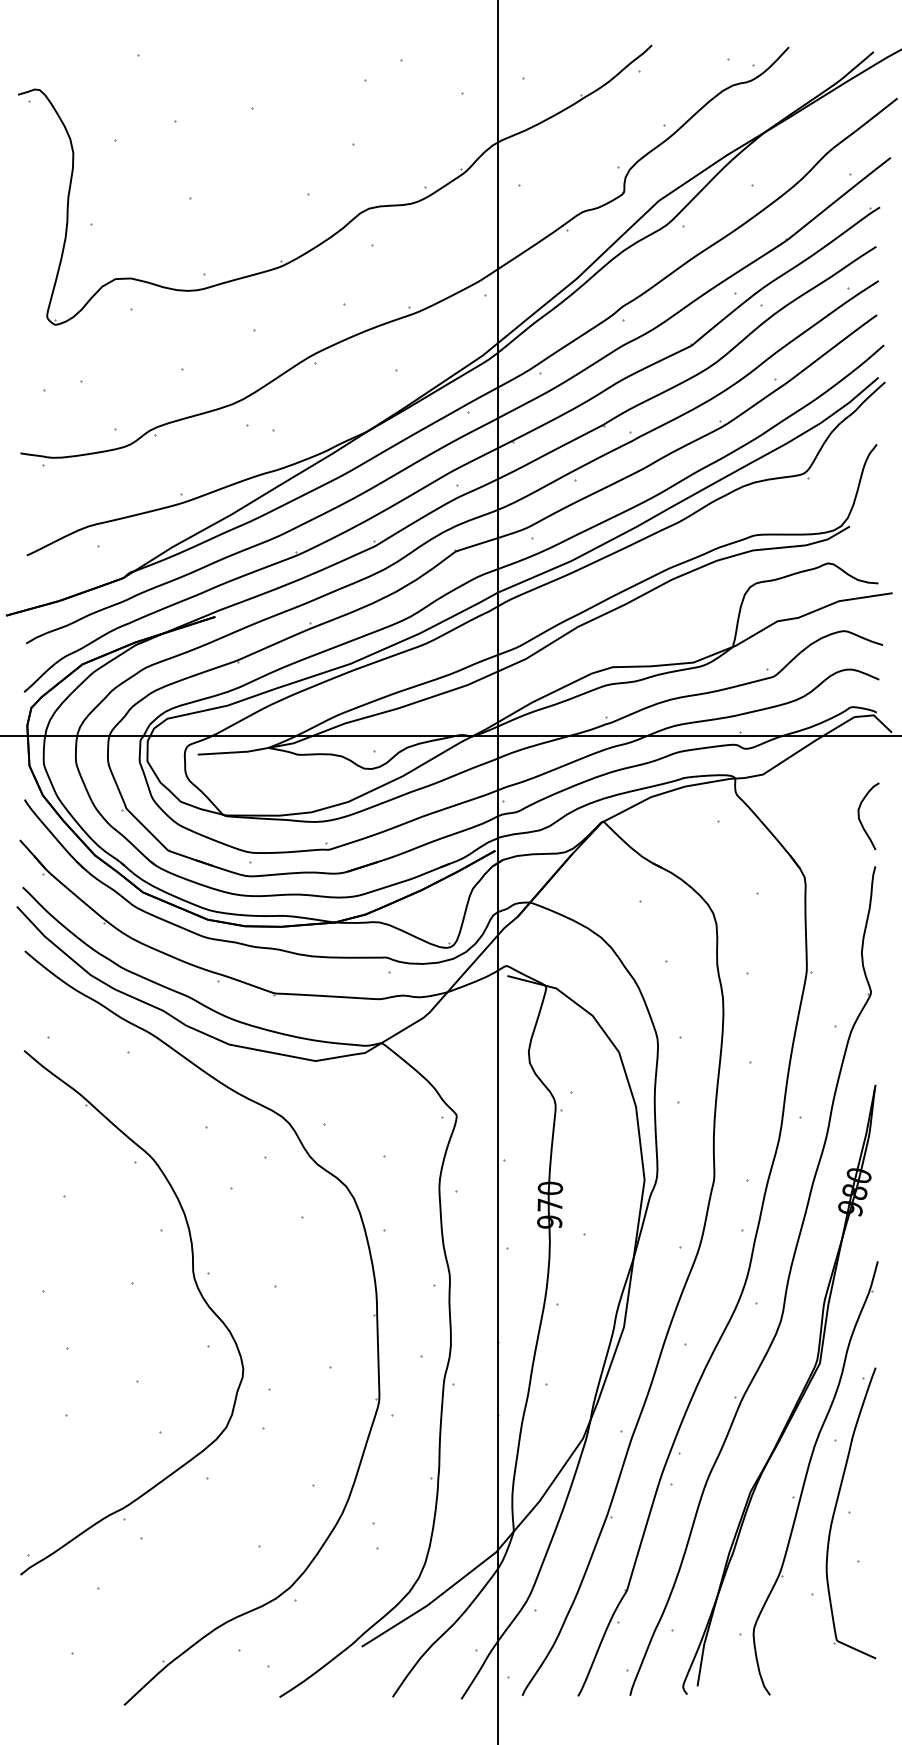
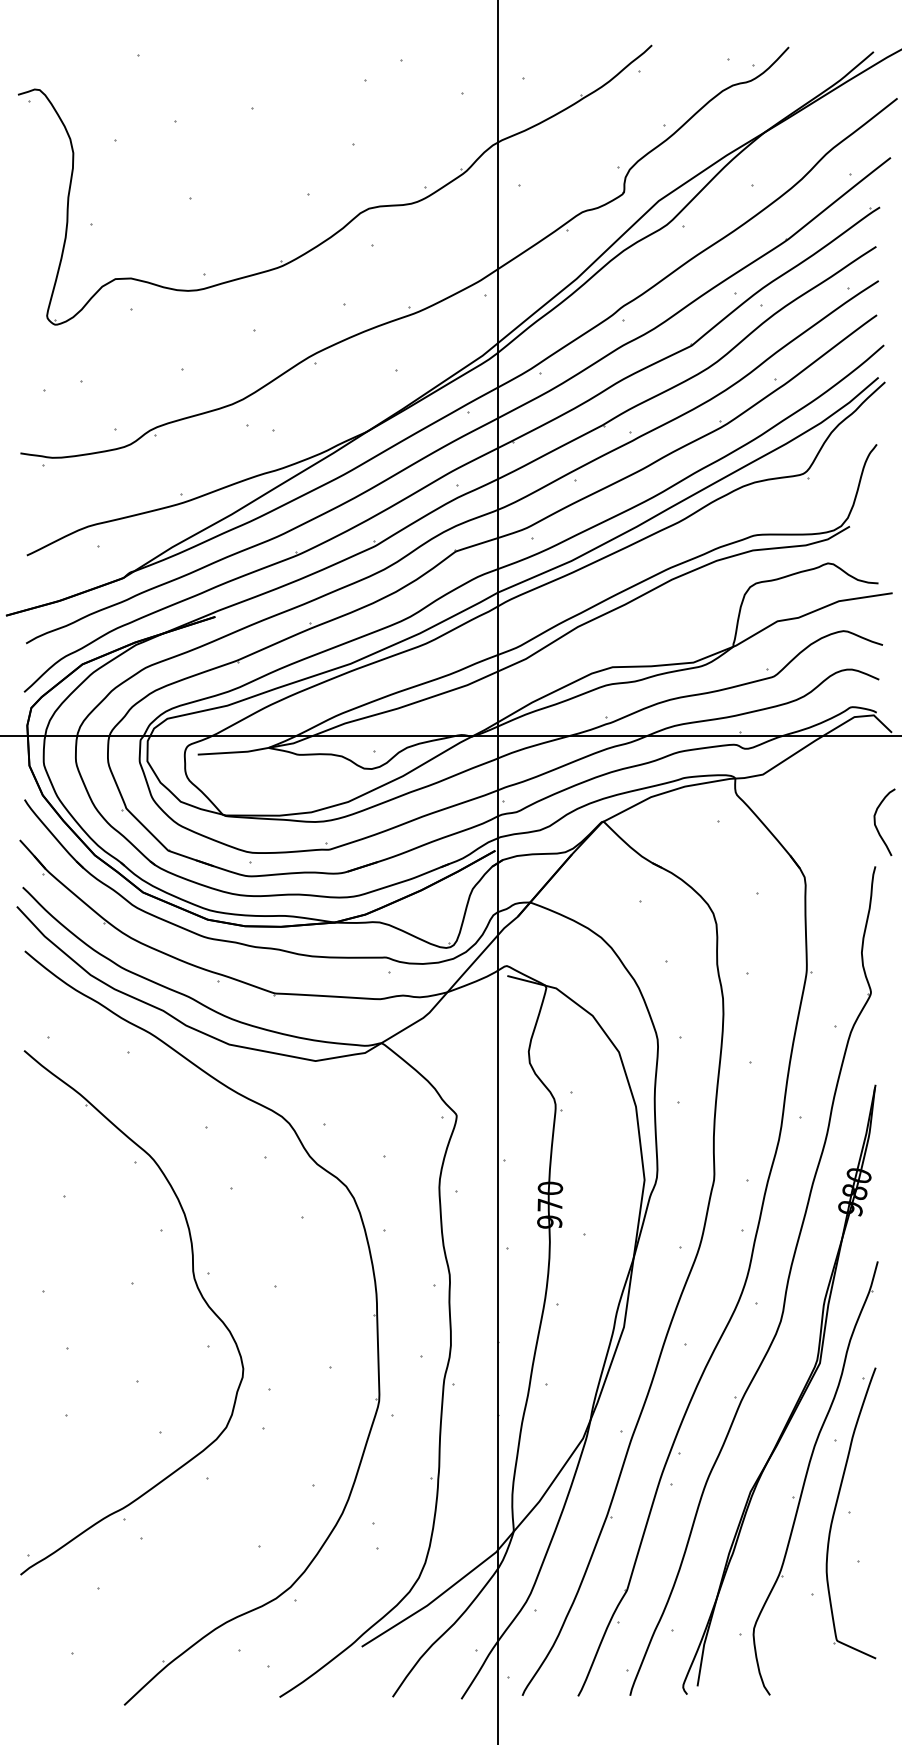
curve position: (860, 819) -> (876, 825) (876, 825)
